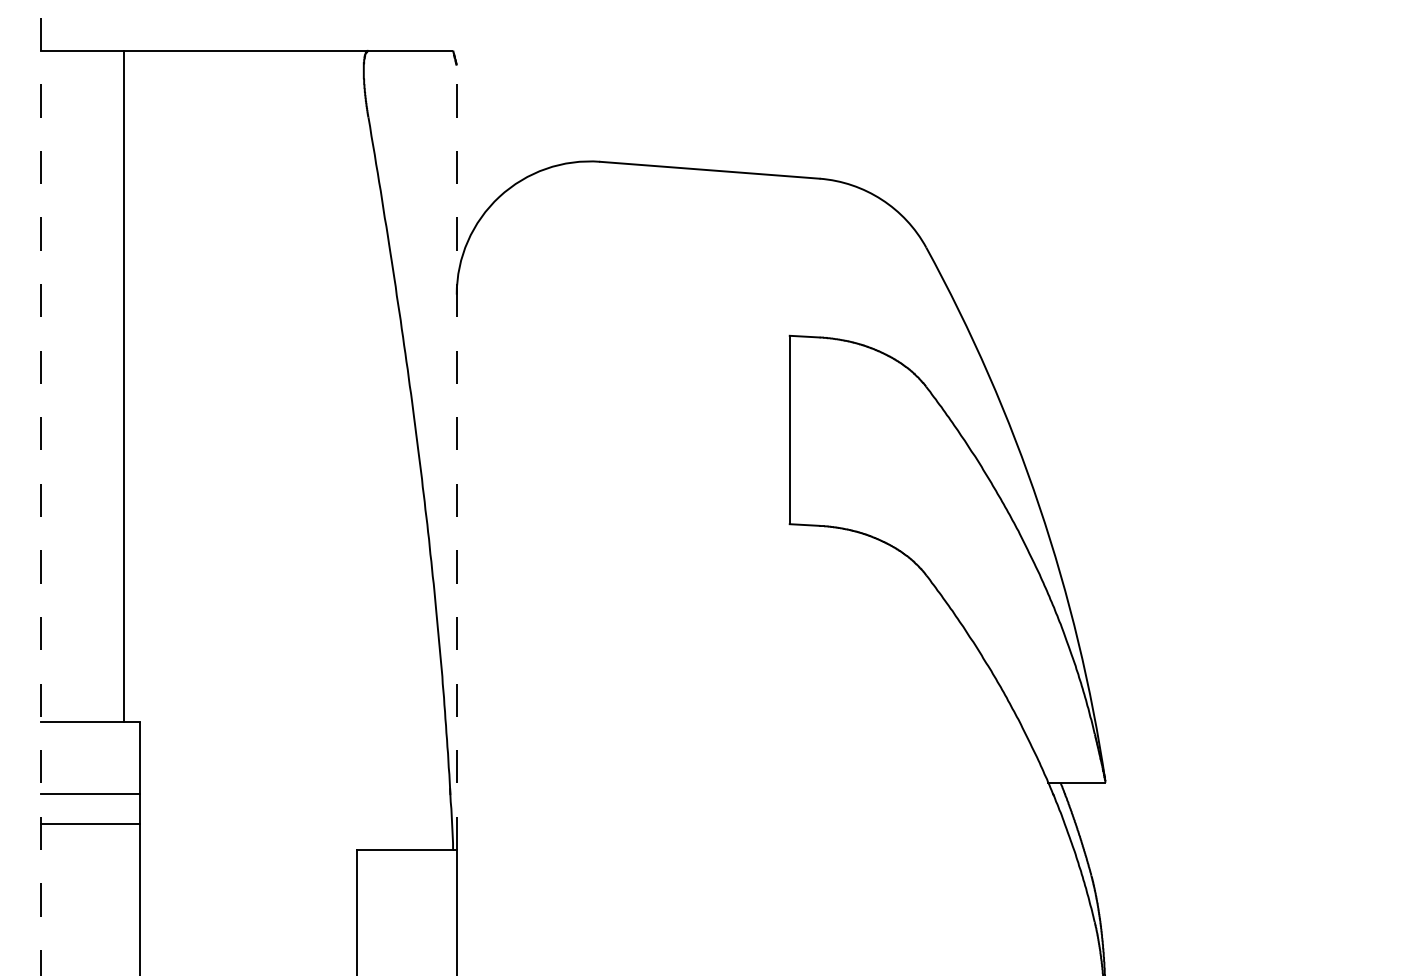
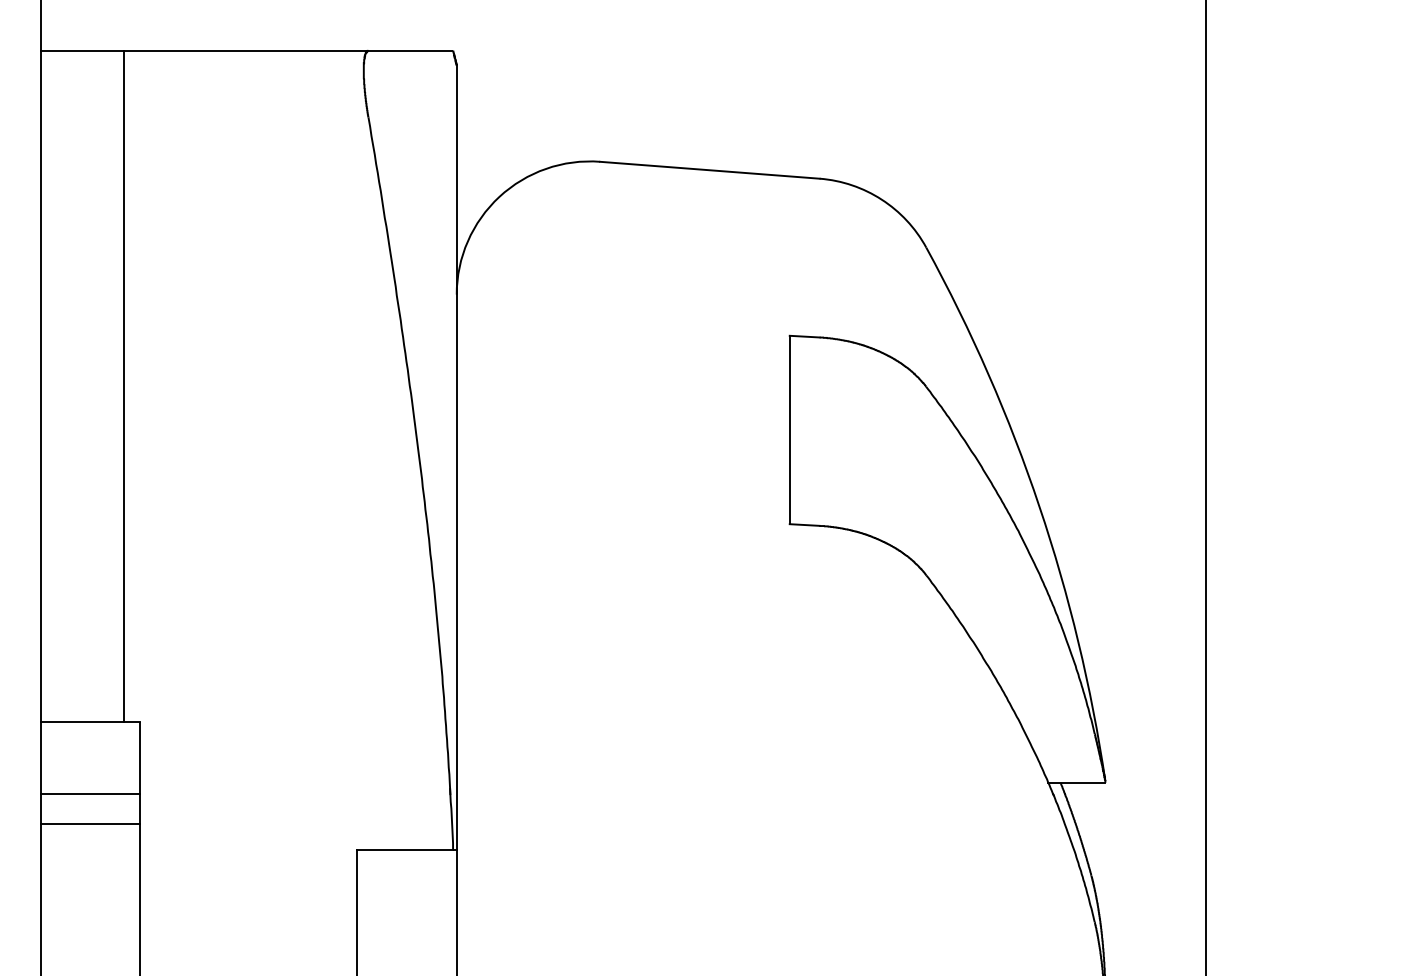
line: dashed -> solid (456, 457)
line: dashed -> solid (40, 487)
line: none -> present (1206, 487)
